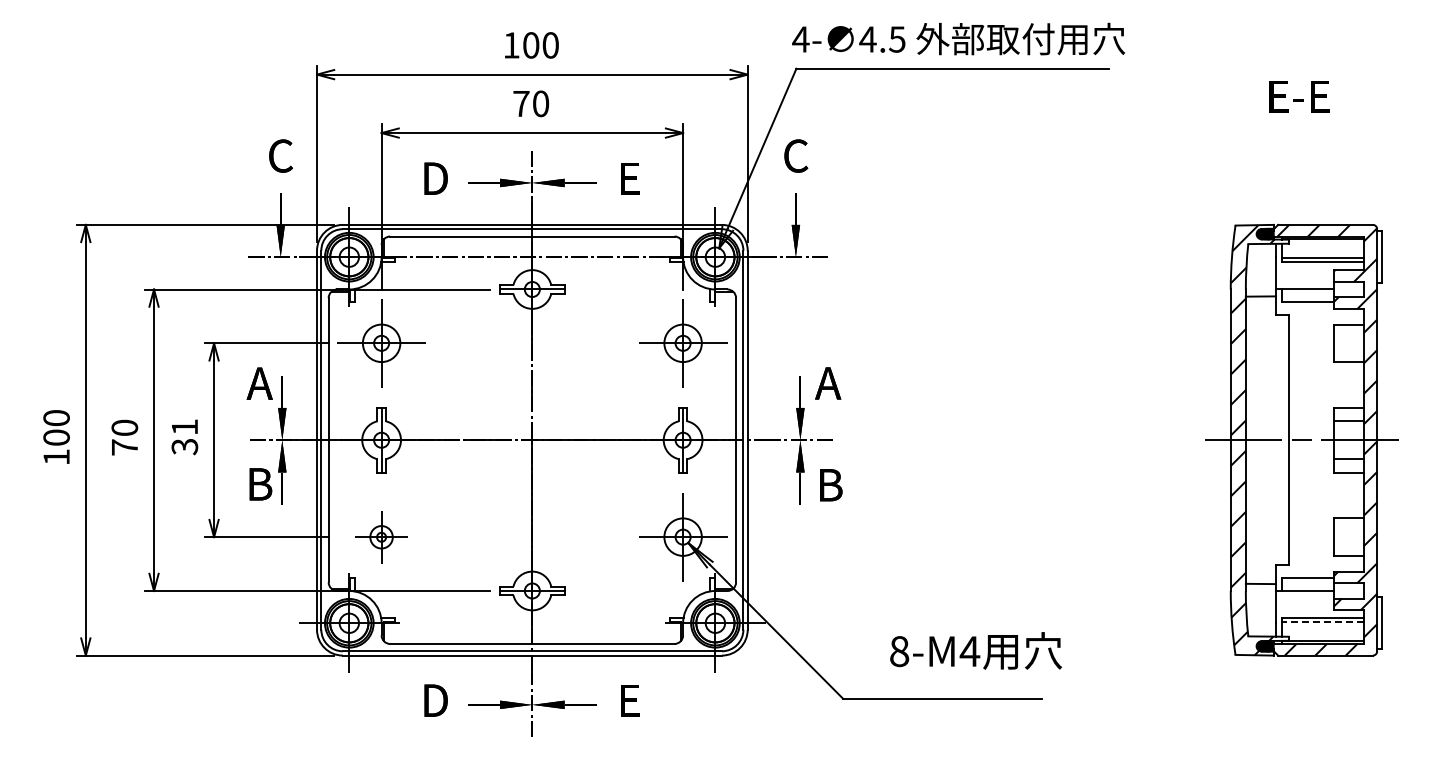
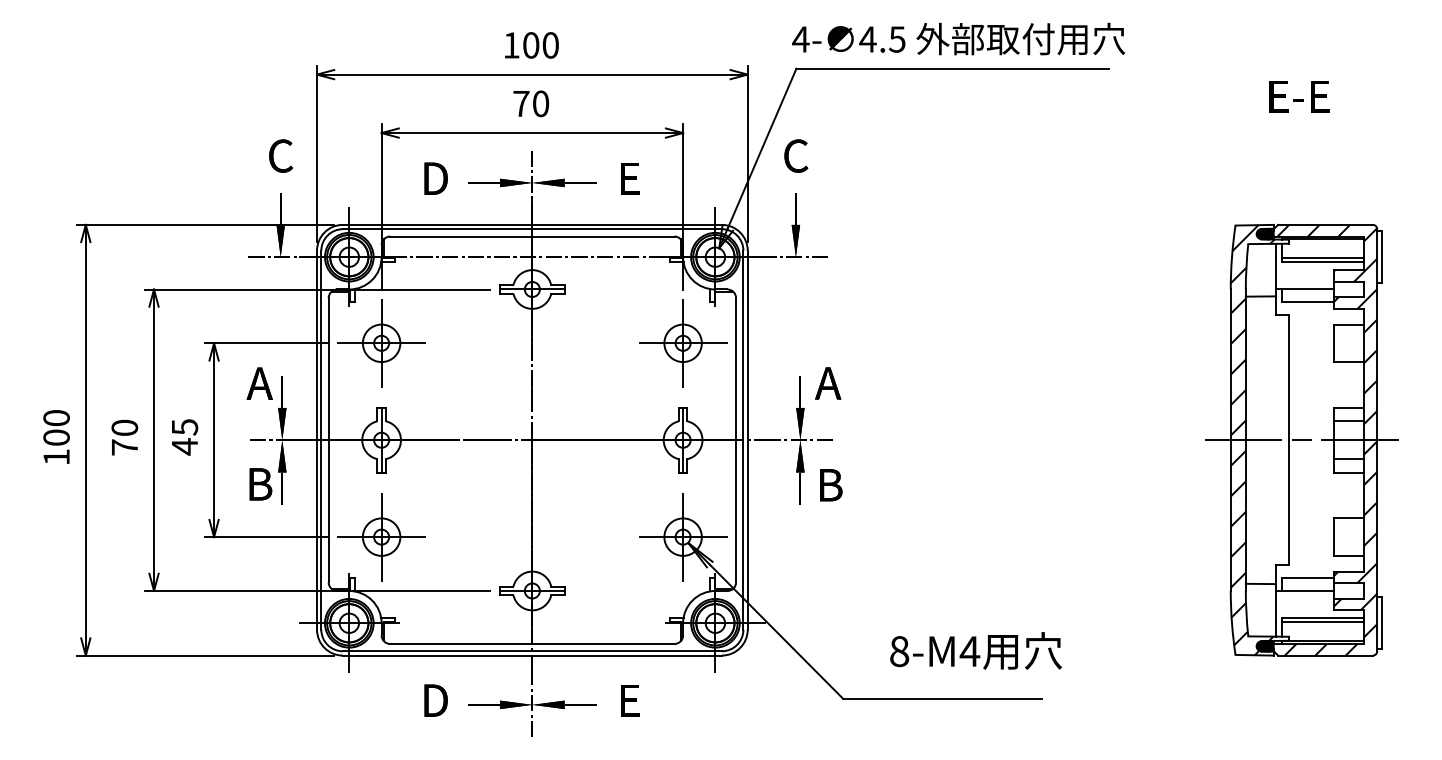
text: 31 -> 45 (184, 437)
part size: 53x53 px -> 89x89 px (381, 537)
line: dashed -> solid (1323, 622)
